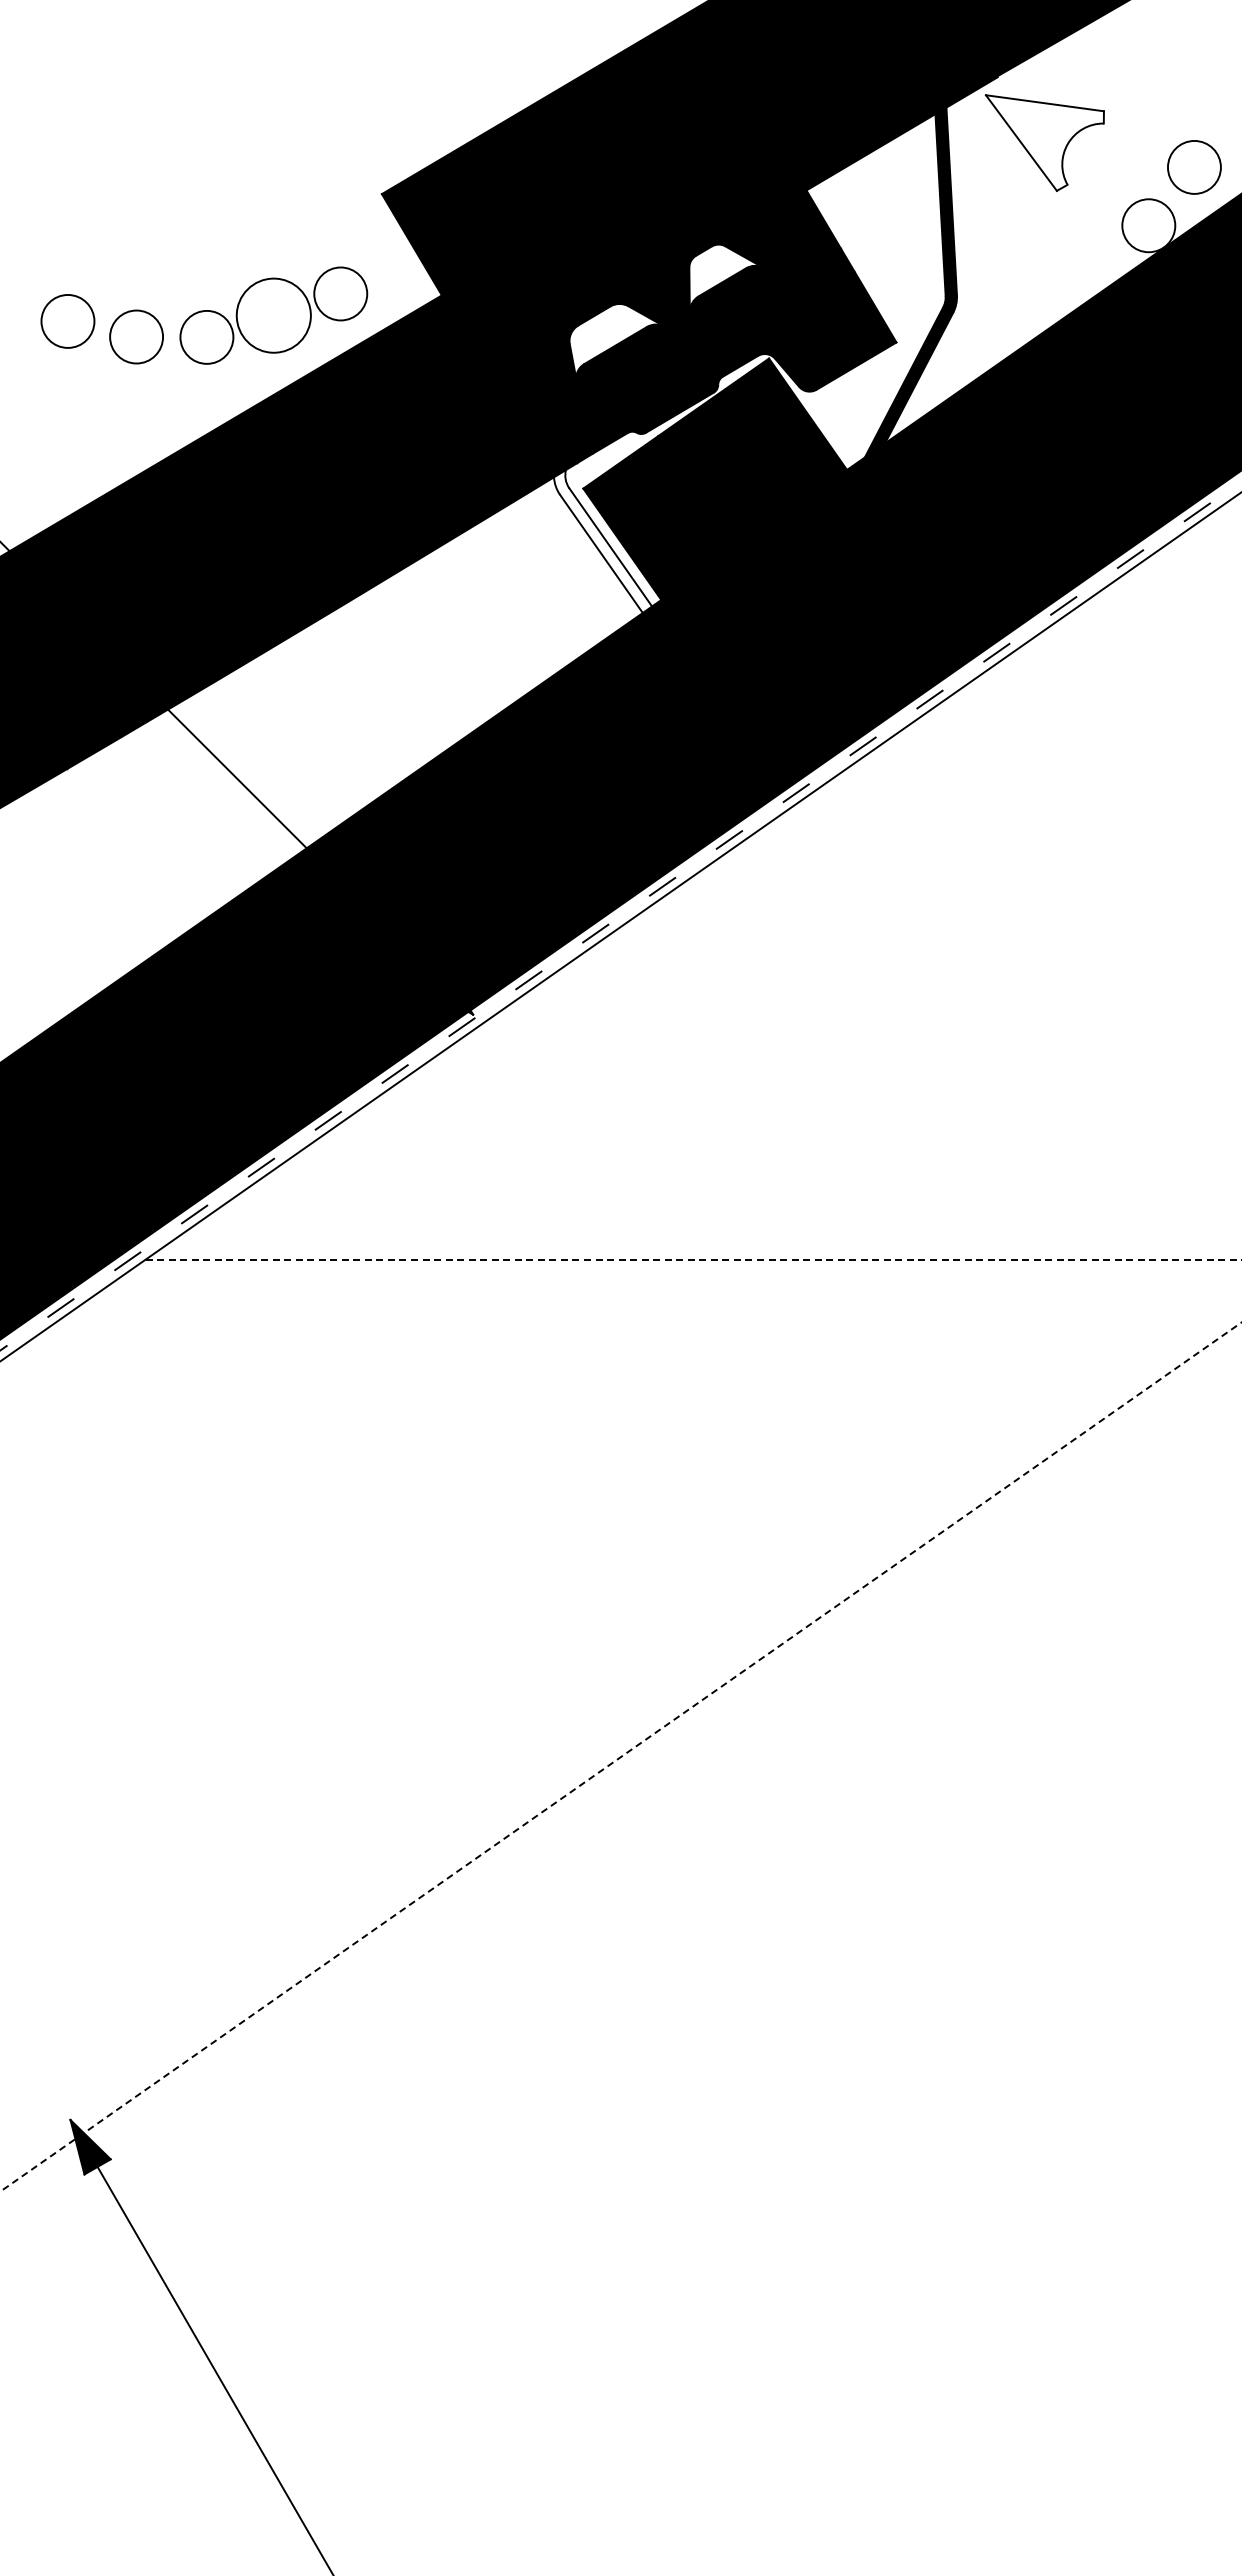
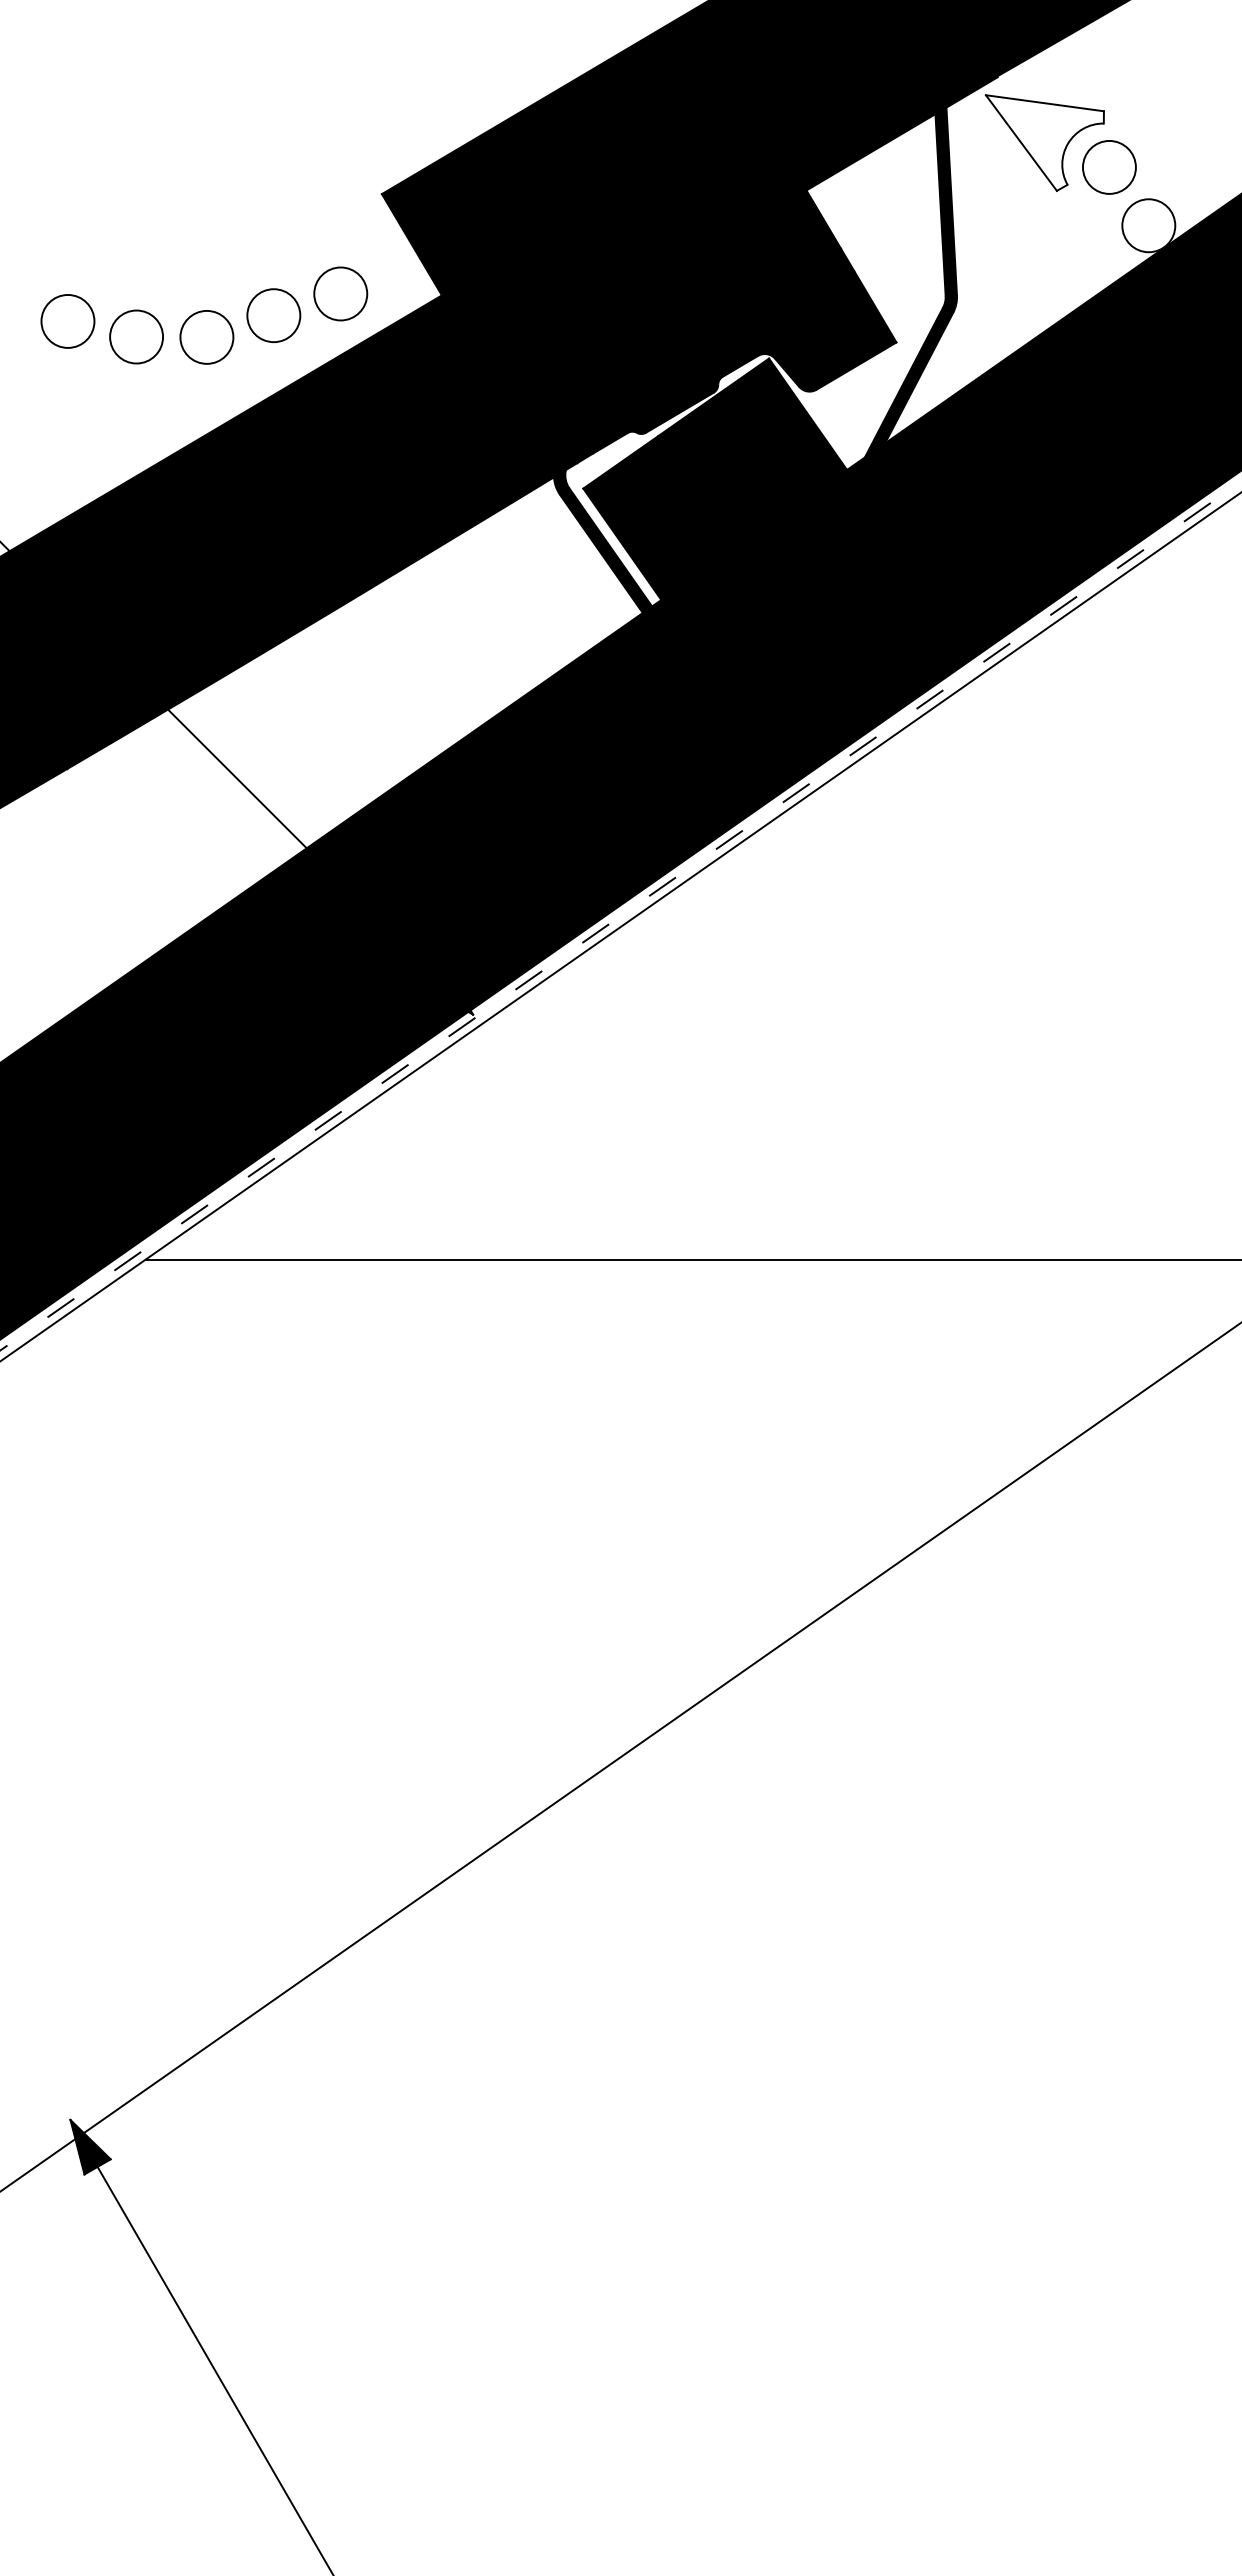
circle position: (1194, 167) -> (1109, 167) (1109, 167)
fill: none -> present (725, 277)
circle diameter: 74 px -> 53 px (273, 315)
fill: none -> present (616, 341)
fill: none -> present (603, 541)
line: dashed -> solid (694, 1259)
line: dashed -> solid (620, 1757)
